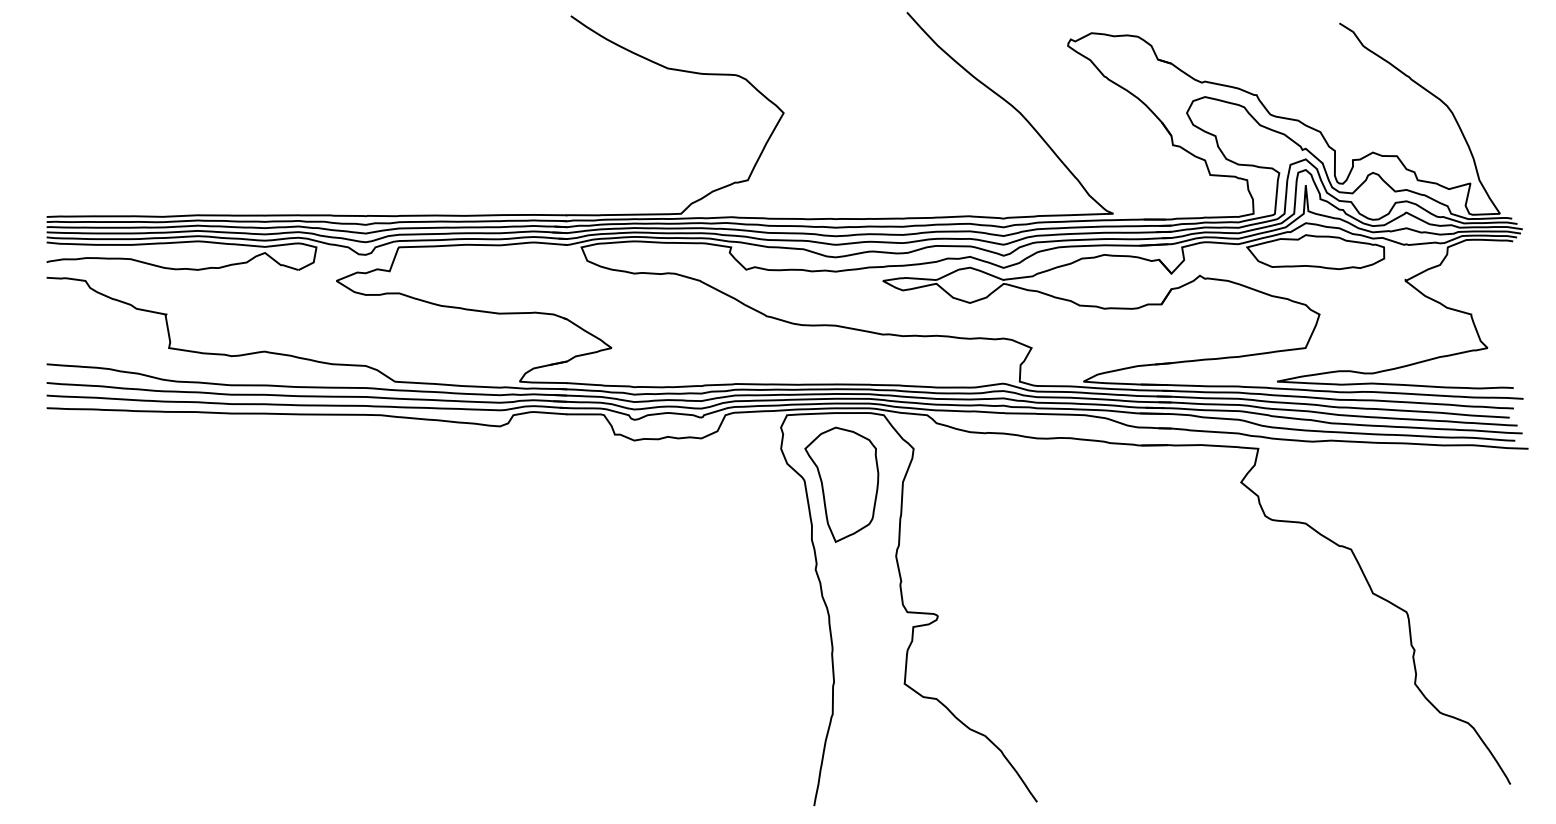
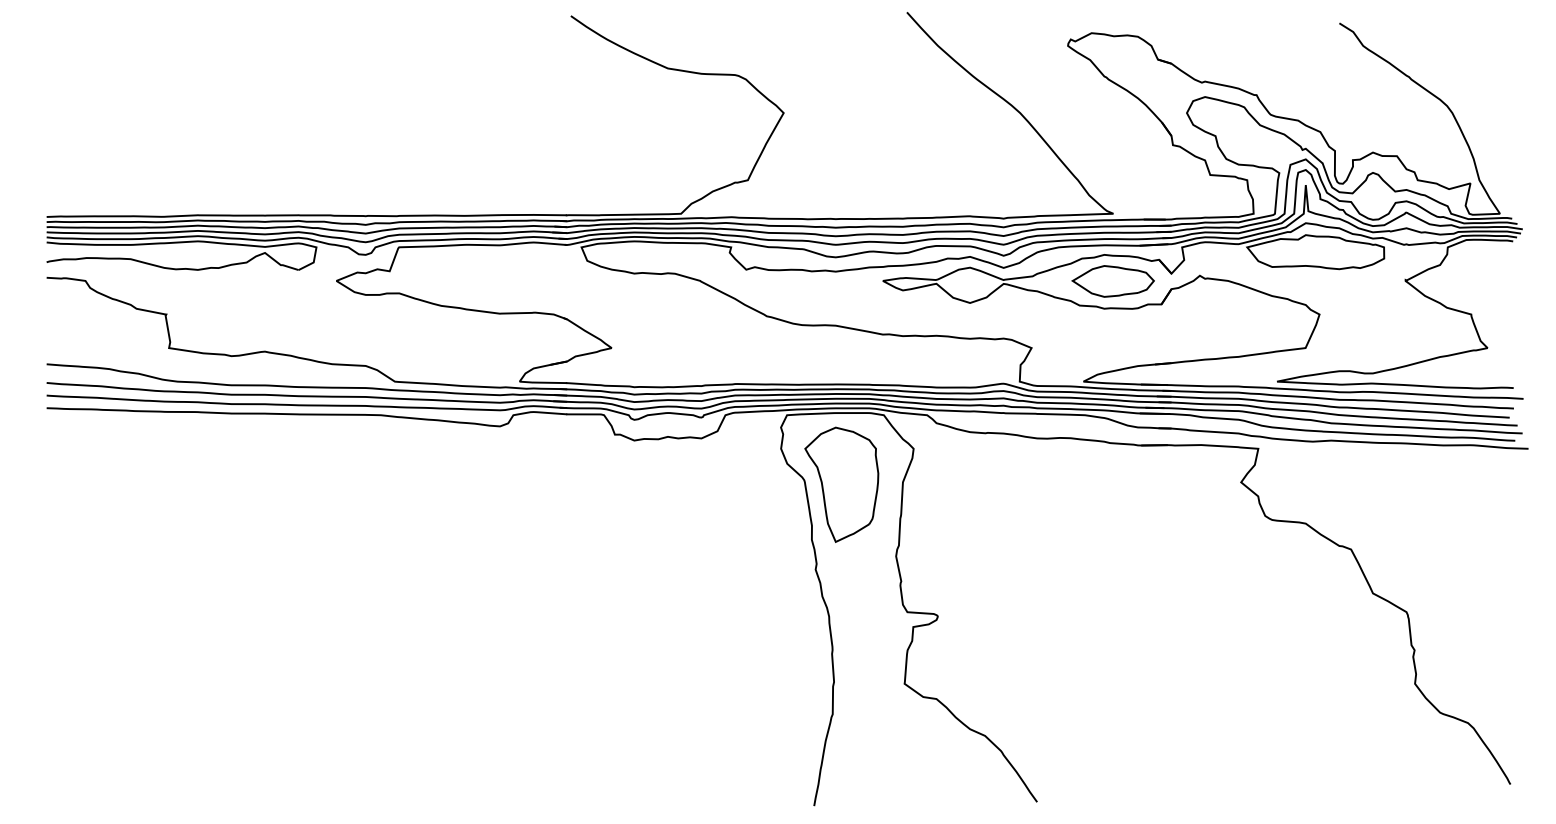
part: none -> present (1112, 281)
